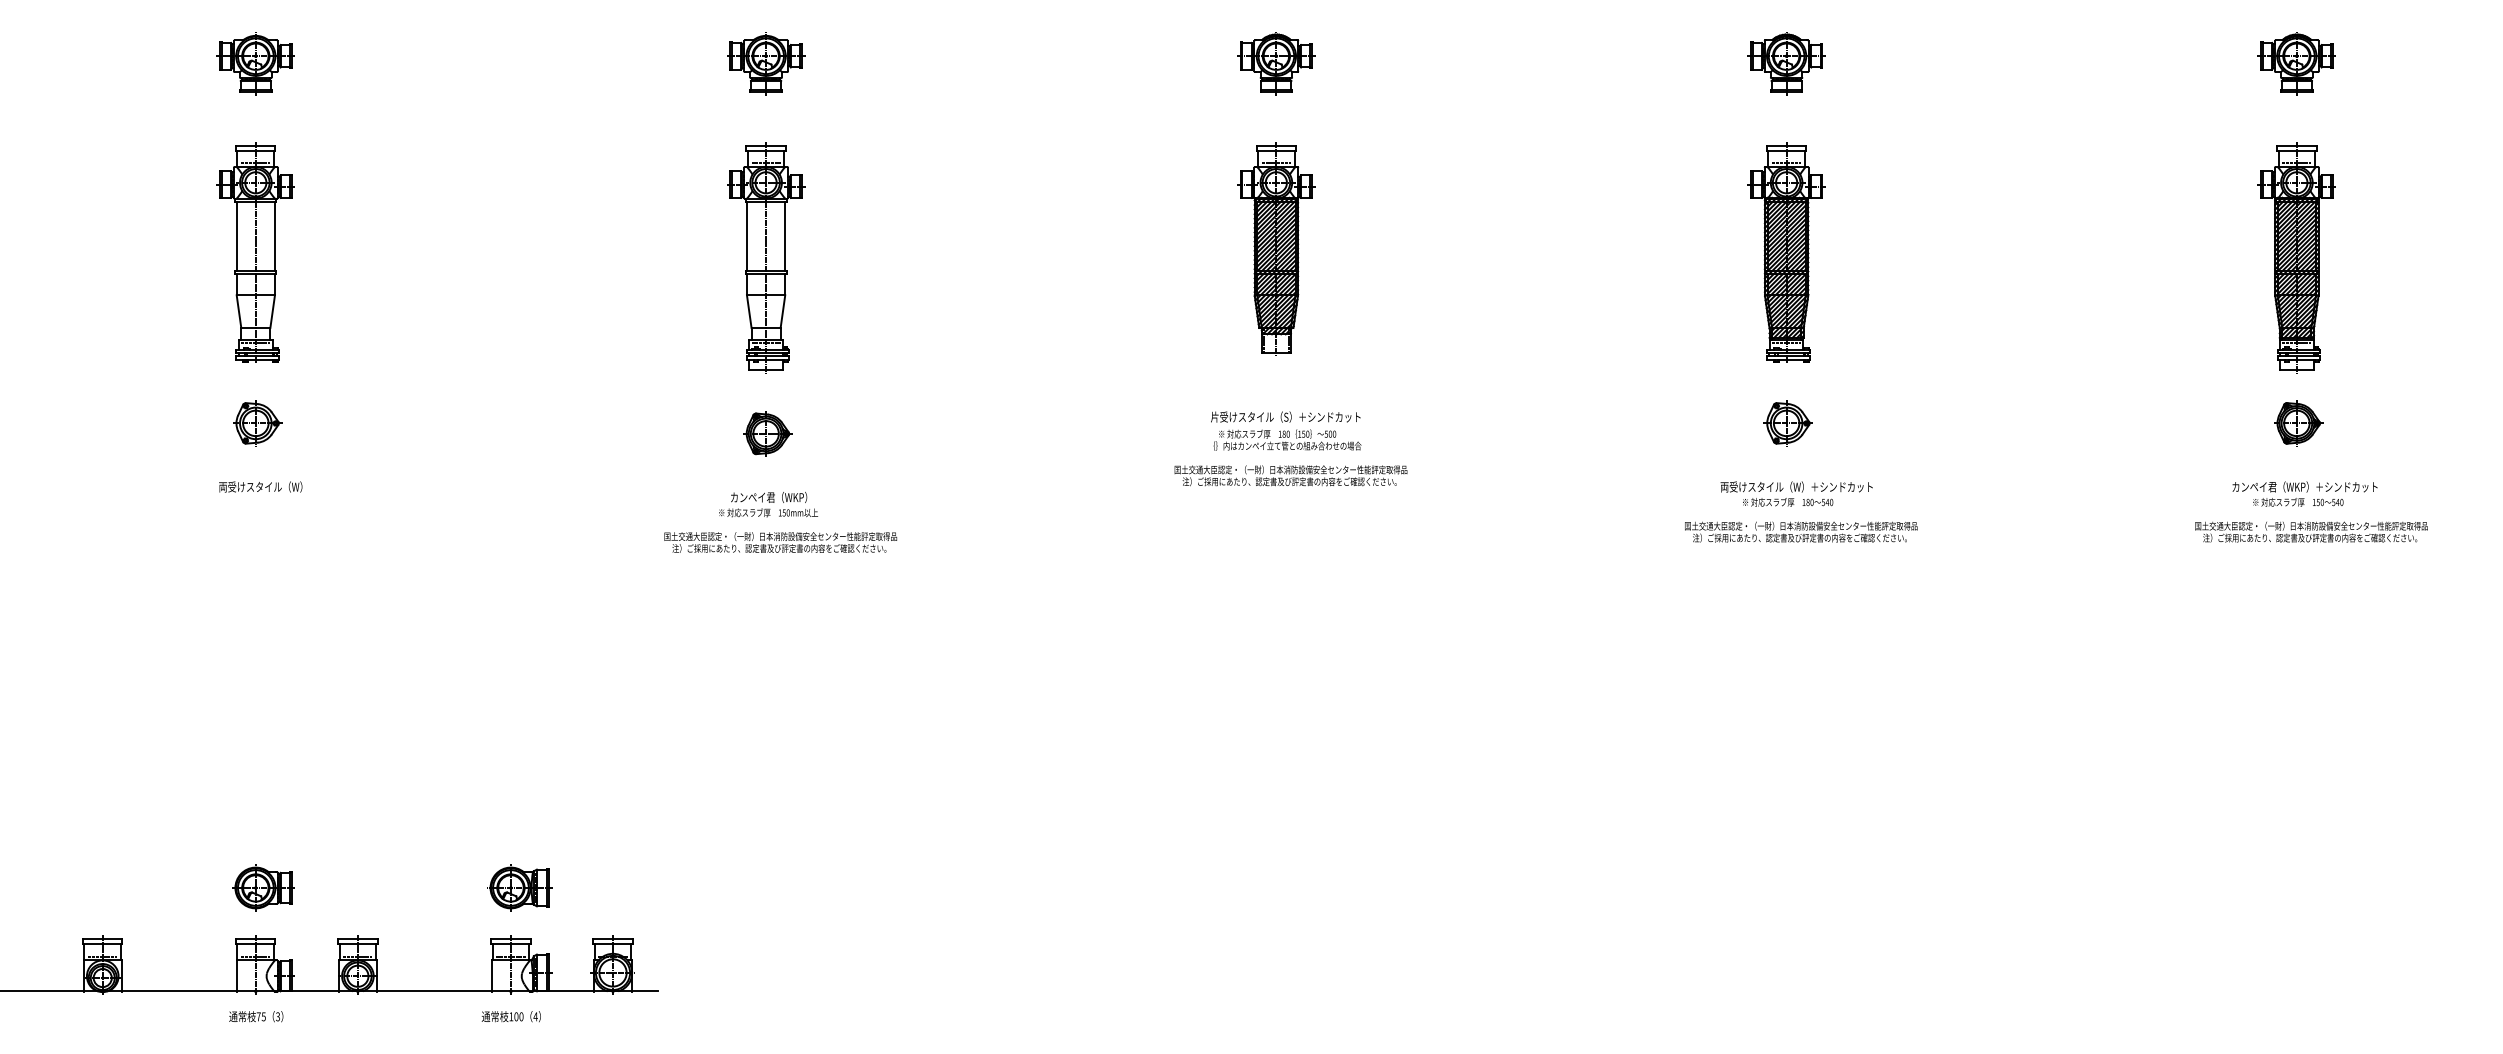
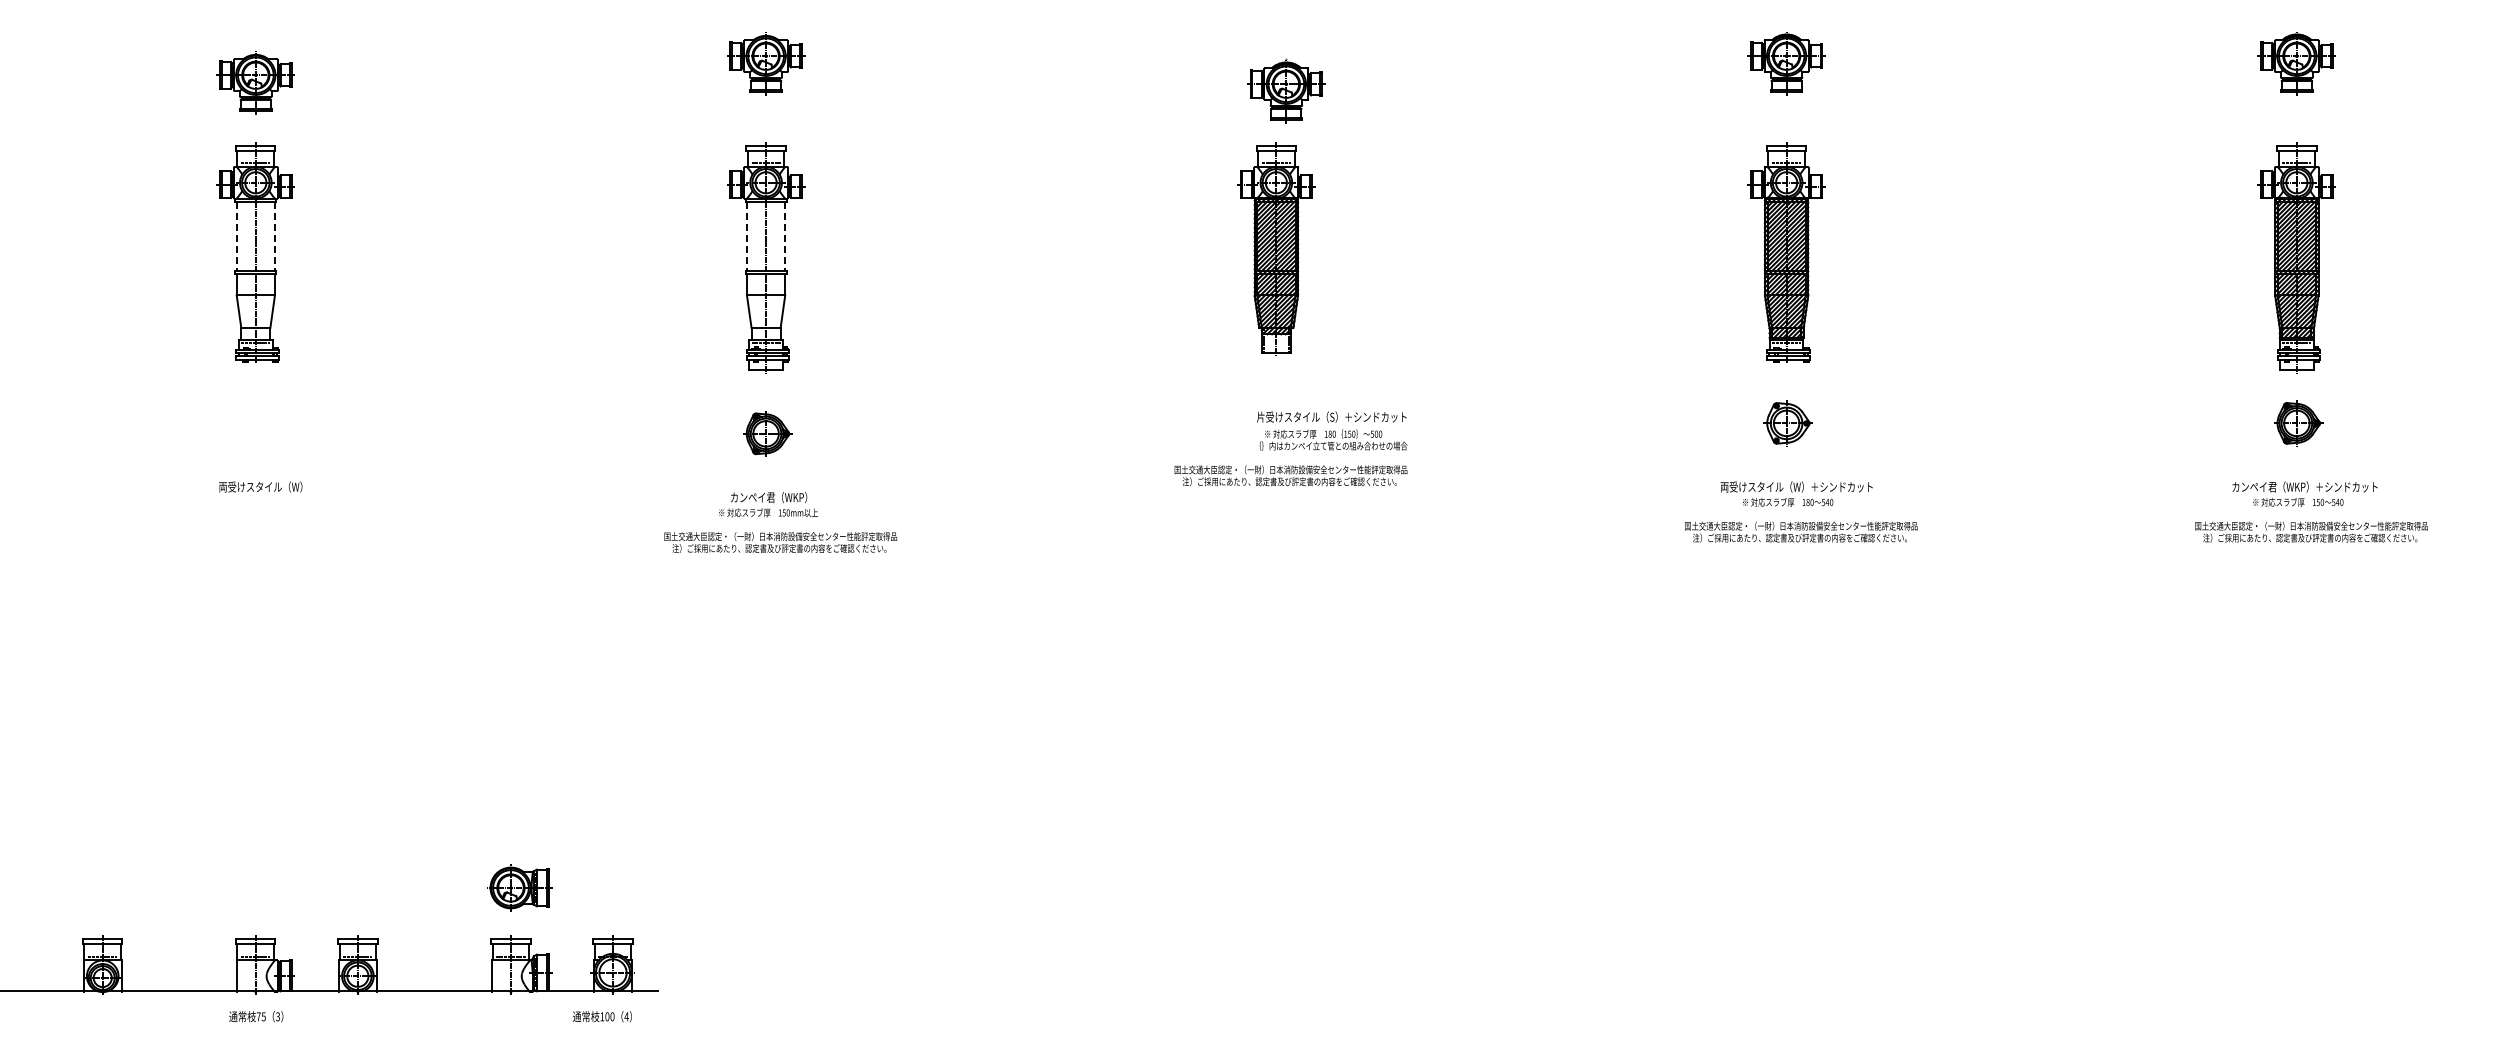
part position: (255, 63) -> (255, 82) (255, 82)
part position: (1276, 63) -> (1286, 91) (1286, 91)
line: solid -> dashed (236, 236)
line: solid -> dashed (274, 236)
line: solid -> dashed (746, 236)
line: solid -> dashed (785, 236)
part: present -> none (257, 423)
text position: (1286, 430) -> (1332, 430) (1332, 430)
part: present -> none (263, 887)
text position: (510, 1016) -> (601, 1016) (601, 1016)
